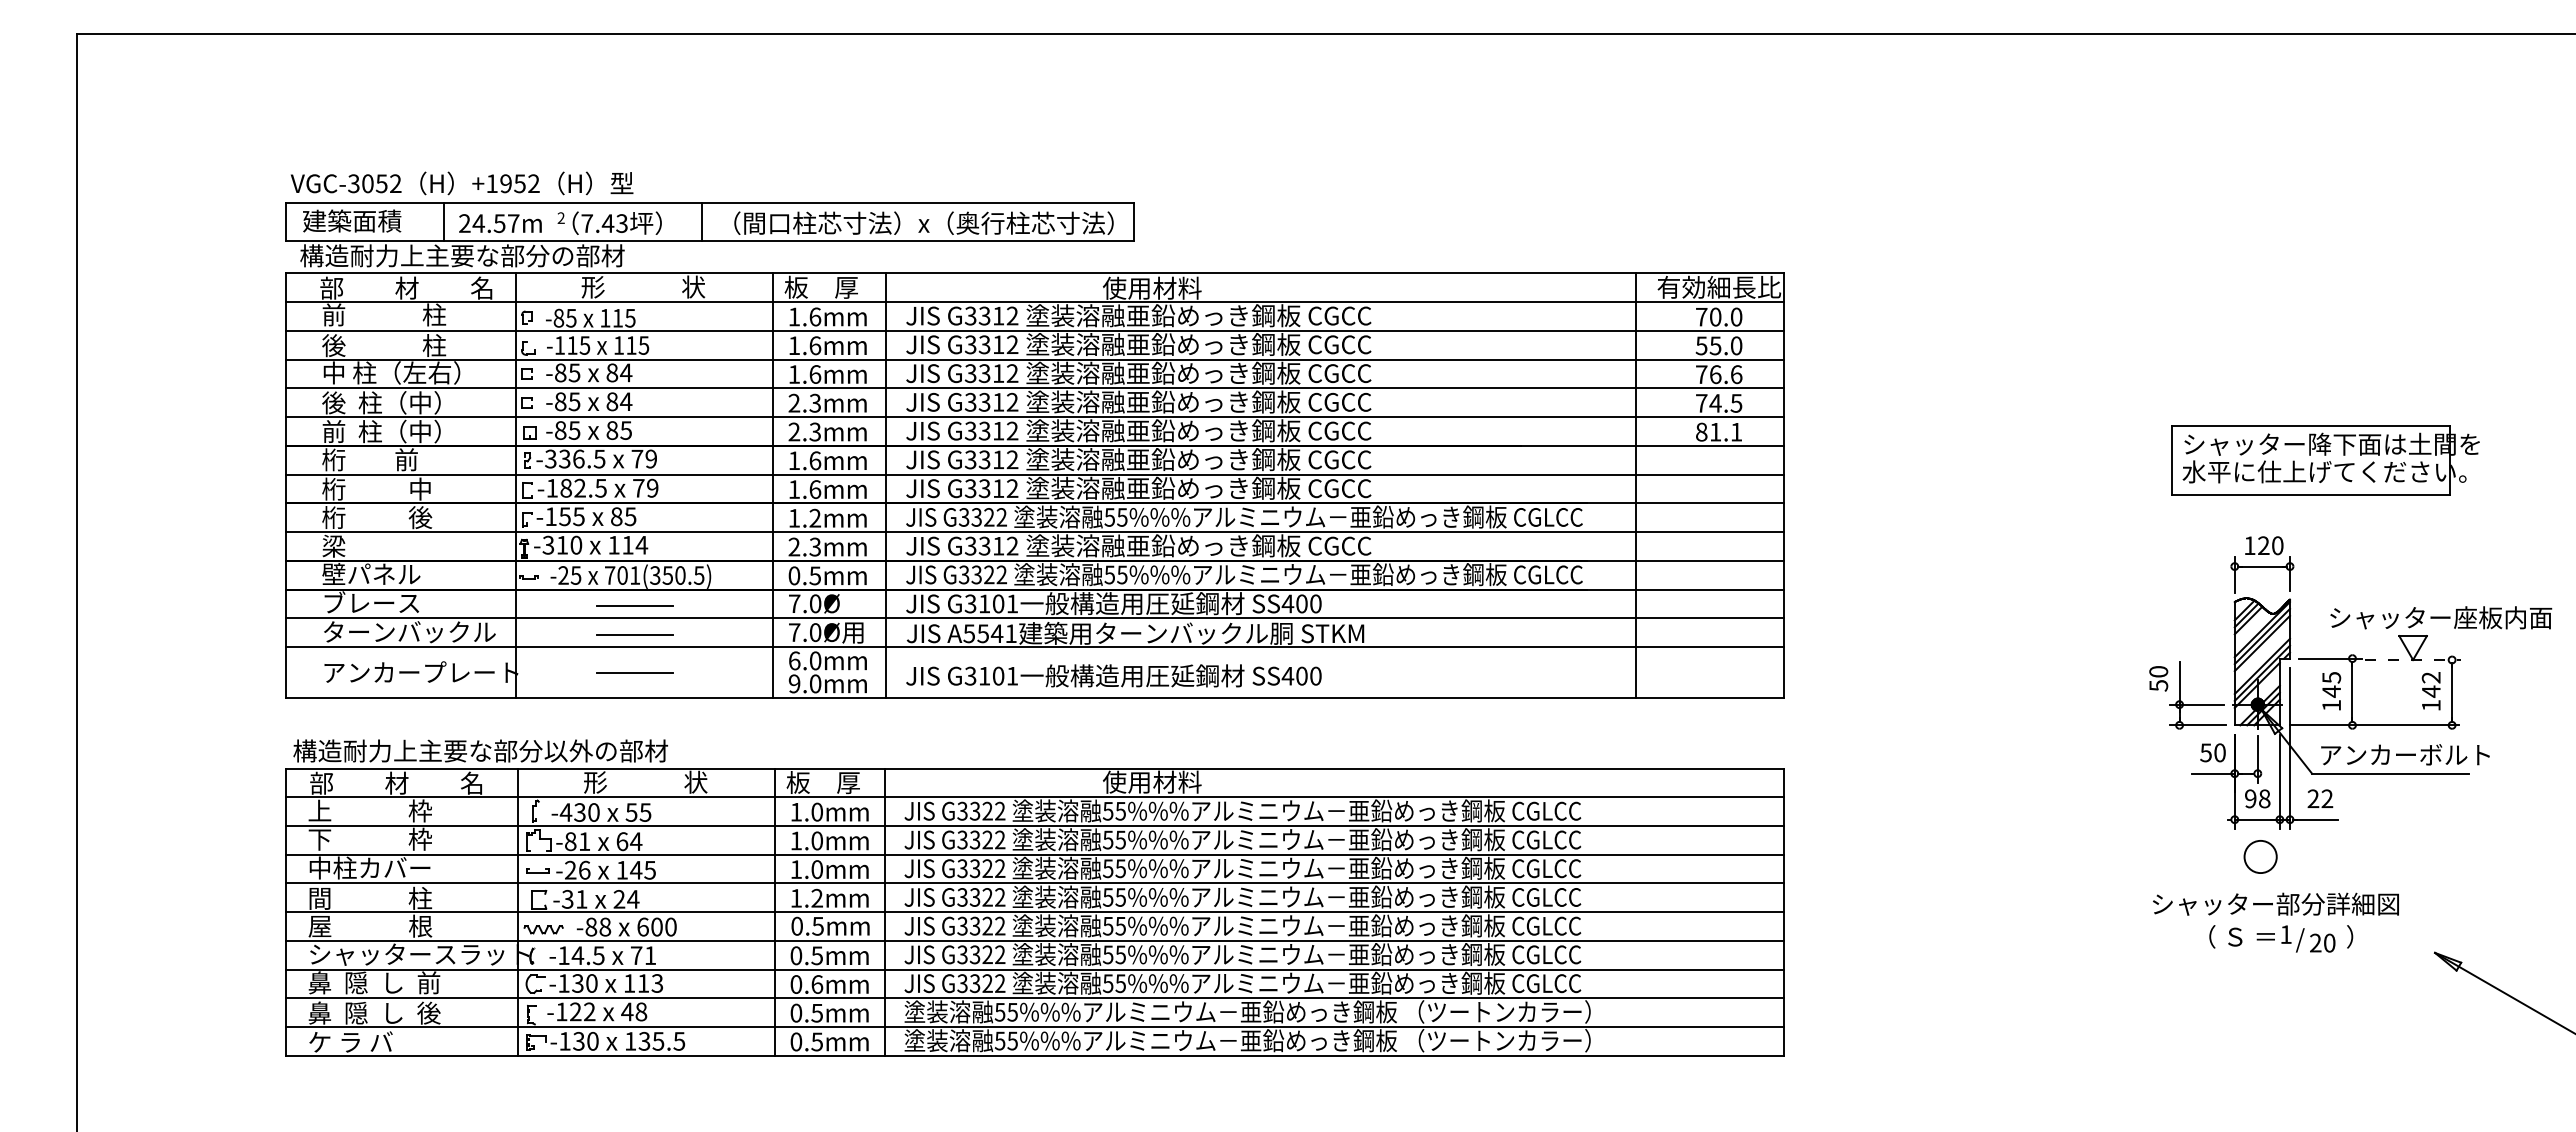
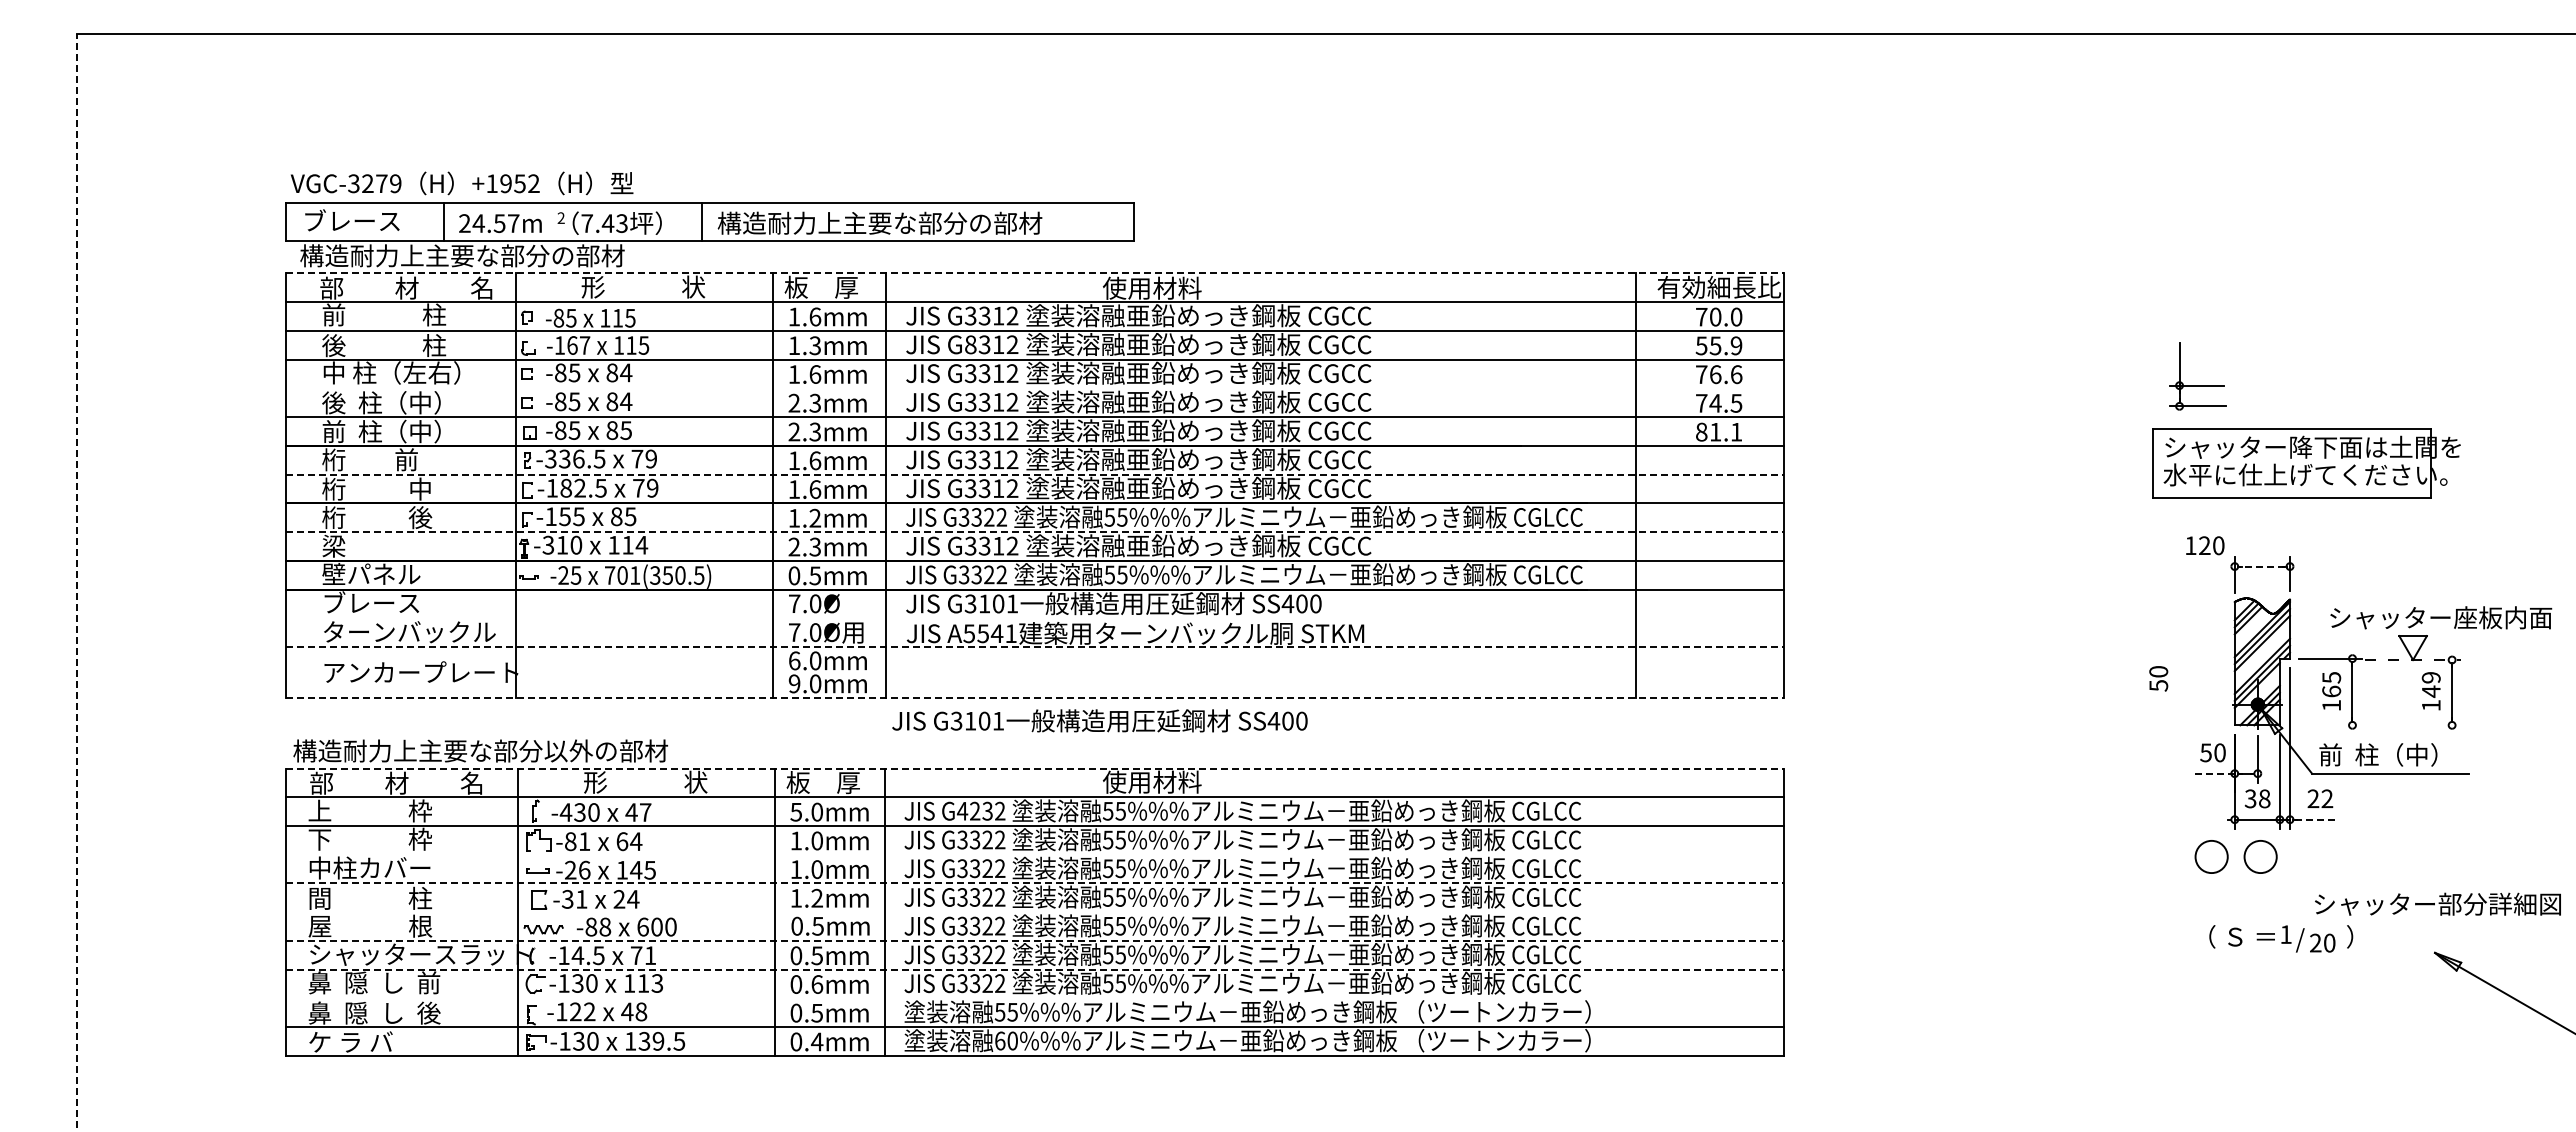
text: VGC-3052 -> VGC-3279 (381, 183)
text: 建築面積 -> ブレース (352, 220)
text: （間口柱芯寸法）x（奥行柱芯寸法） -> 構造耐力上主要な部分の部材 (915, 222)
line: solid -> dashed (1034, 273)
text: G3312 -> G8312 (970, 344)
text: -115 -> -167 (578, 345)
text: 1.6mm -> 1.3mm (815, 345)
text: 55.0 -> 55.9 (1736, 345)
line: present -> none (1034, 388)
part position: (2325, 460) -> (2306, 463) (2306, 463)
line: solid -> dashed (1034, 474)
line: solid -> dashed (1034, 532)
text position: (2264, 545) -> (2205, 545) (2205, 545)
line: solid -> dashed (2261, 566)
line: solid -> dashed (77, 582)
line: present -> none (634, 606)
line: present -> none (1034, 618)
line: present -> none (634, 634)
line: solid -> dashed (1034, 647)
line: present -> none (634, 672)
text position: (1113, 675) -> (1099, 720) (1099, 720)
text: 142 -> 149 (2431, 677)
text: 145 -> 165 (2331, 691)
line: solid -> dashed (1034, 698)
part position: (2197, 704) -> (2197, 385) (2197, 385)
line: present -> none (2374, 725)
text: アンカーボルト -> 前  柱（中） (2404, 754)
line: solid -> dashed (1034, 768)
line: solid -> dashed (2212, 773)
text: 98 -> 38 (2250, 798)
text: G3322 -> G4232 (974, 810)
text: 55 -> 47 (638, 812)
text: 1.0mm -> 5.0mm (795, 812)
line: solid -> dashed (2316, 819)
line: present -> none (1034, 854)
circle: none -> present (2211, 856)
line: solid -> dashed (1034, 883)
text position: (2275, 903) -> (2437, 903) (2437, 903)
line: present -> none (1034, 912)
line: solid -> dashed (1034, 940)
line: solid -> dashed (1034, 969)
line: present -> none (1034, 998)
text: 55%%% -> 60%%% (1005, 1040)
text: 135.5 -> 139.5 (658, 1041)
text: 0.5mm -> 0.4mm (816, 1041)
